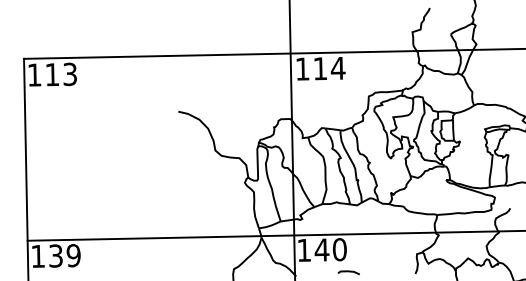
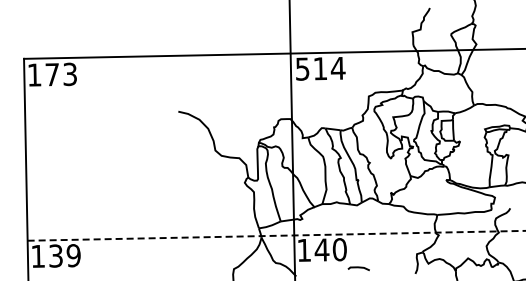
text: 114 -> 514 (302, 68)
text: 113 -> 173 (51, 74)
line: solid -> dashed (276, 235)
line position: (348, 272) -> (358, 268) (358, 268)
